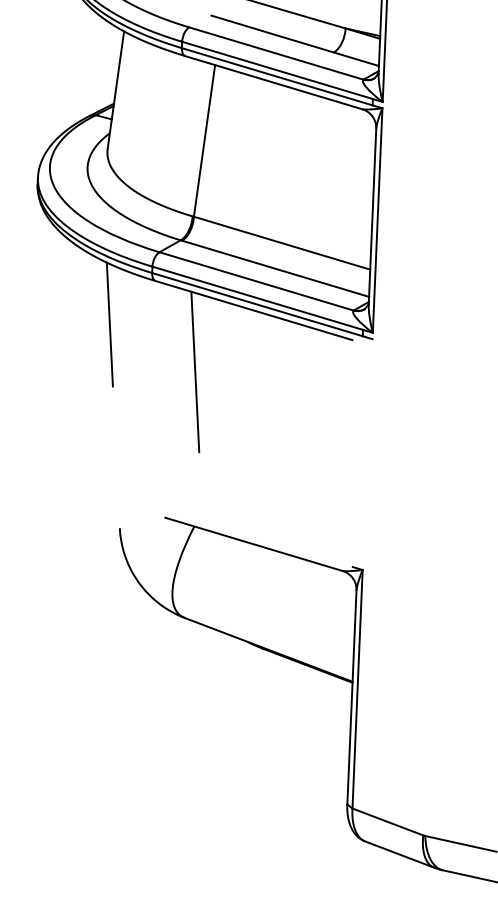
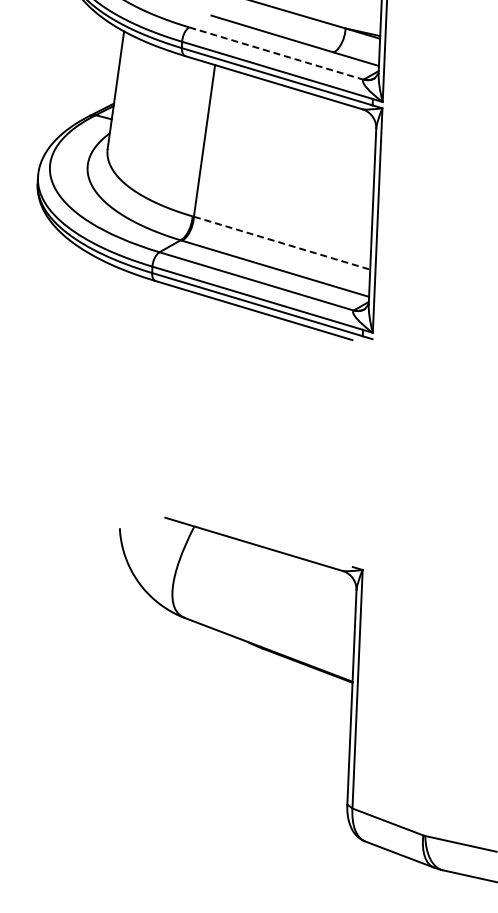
line: solid -> dashed (276, 53)
line: solid -> dashed (282, 243)
line: present -> none (109, 324)
line: present -> none (195, 371)
